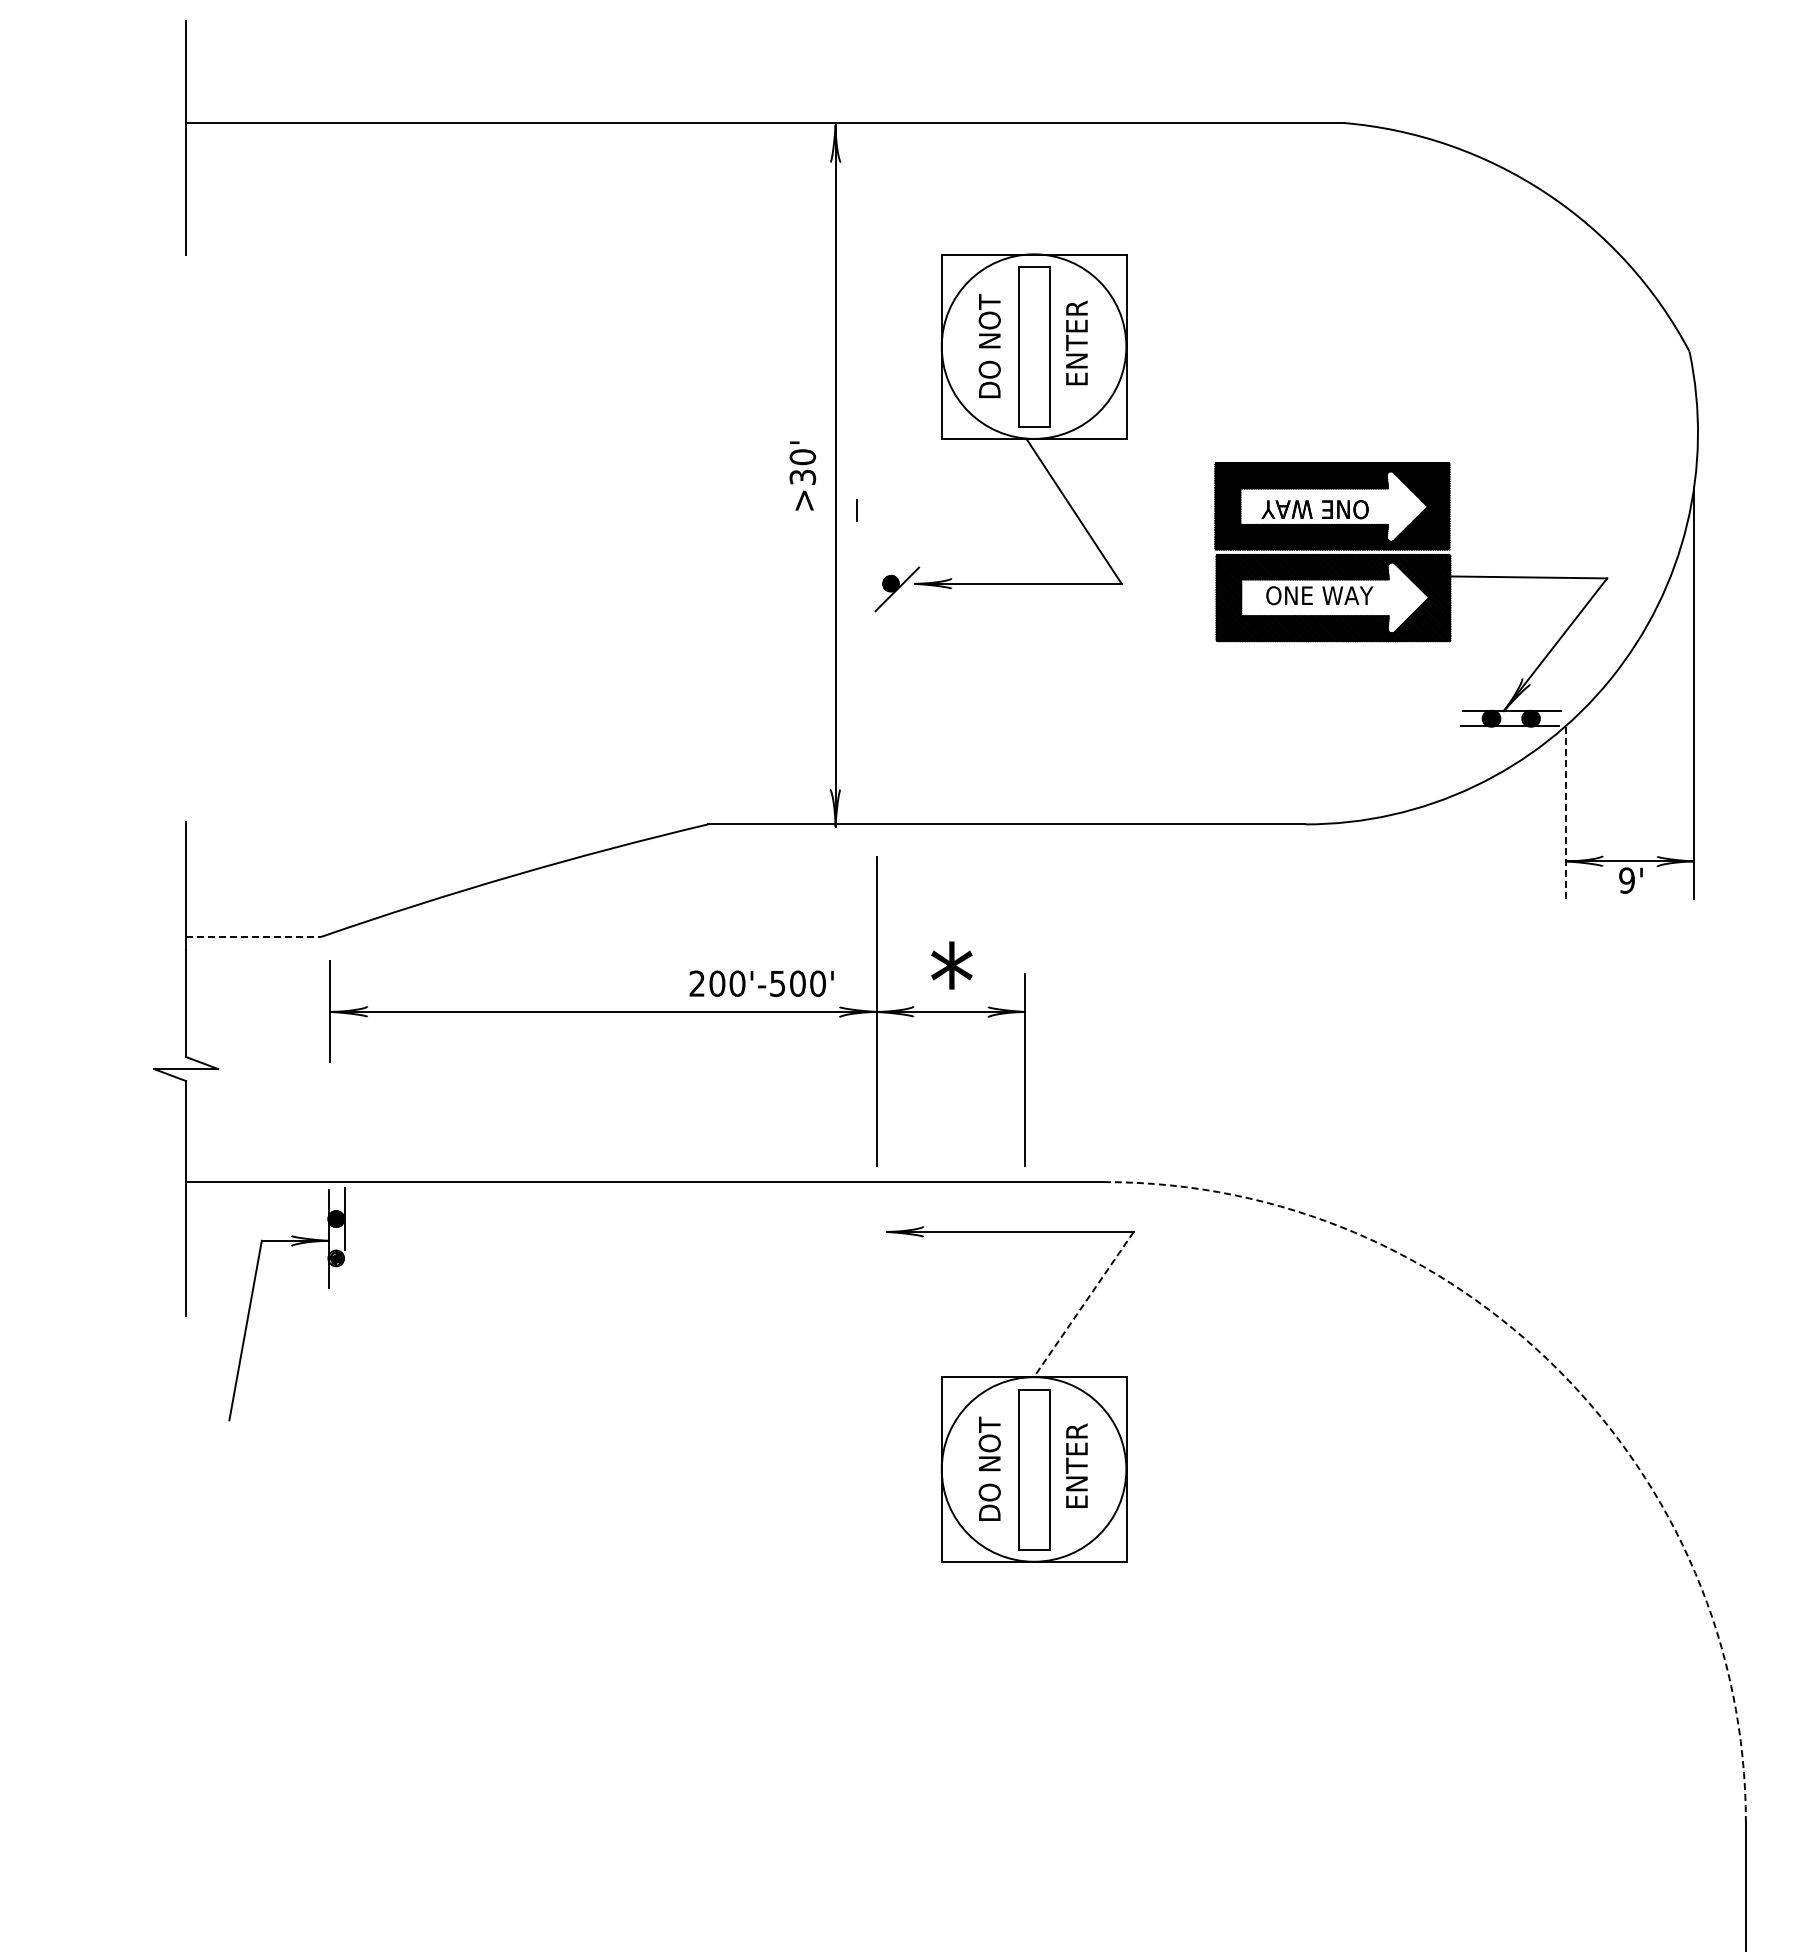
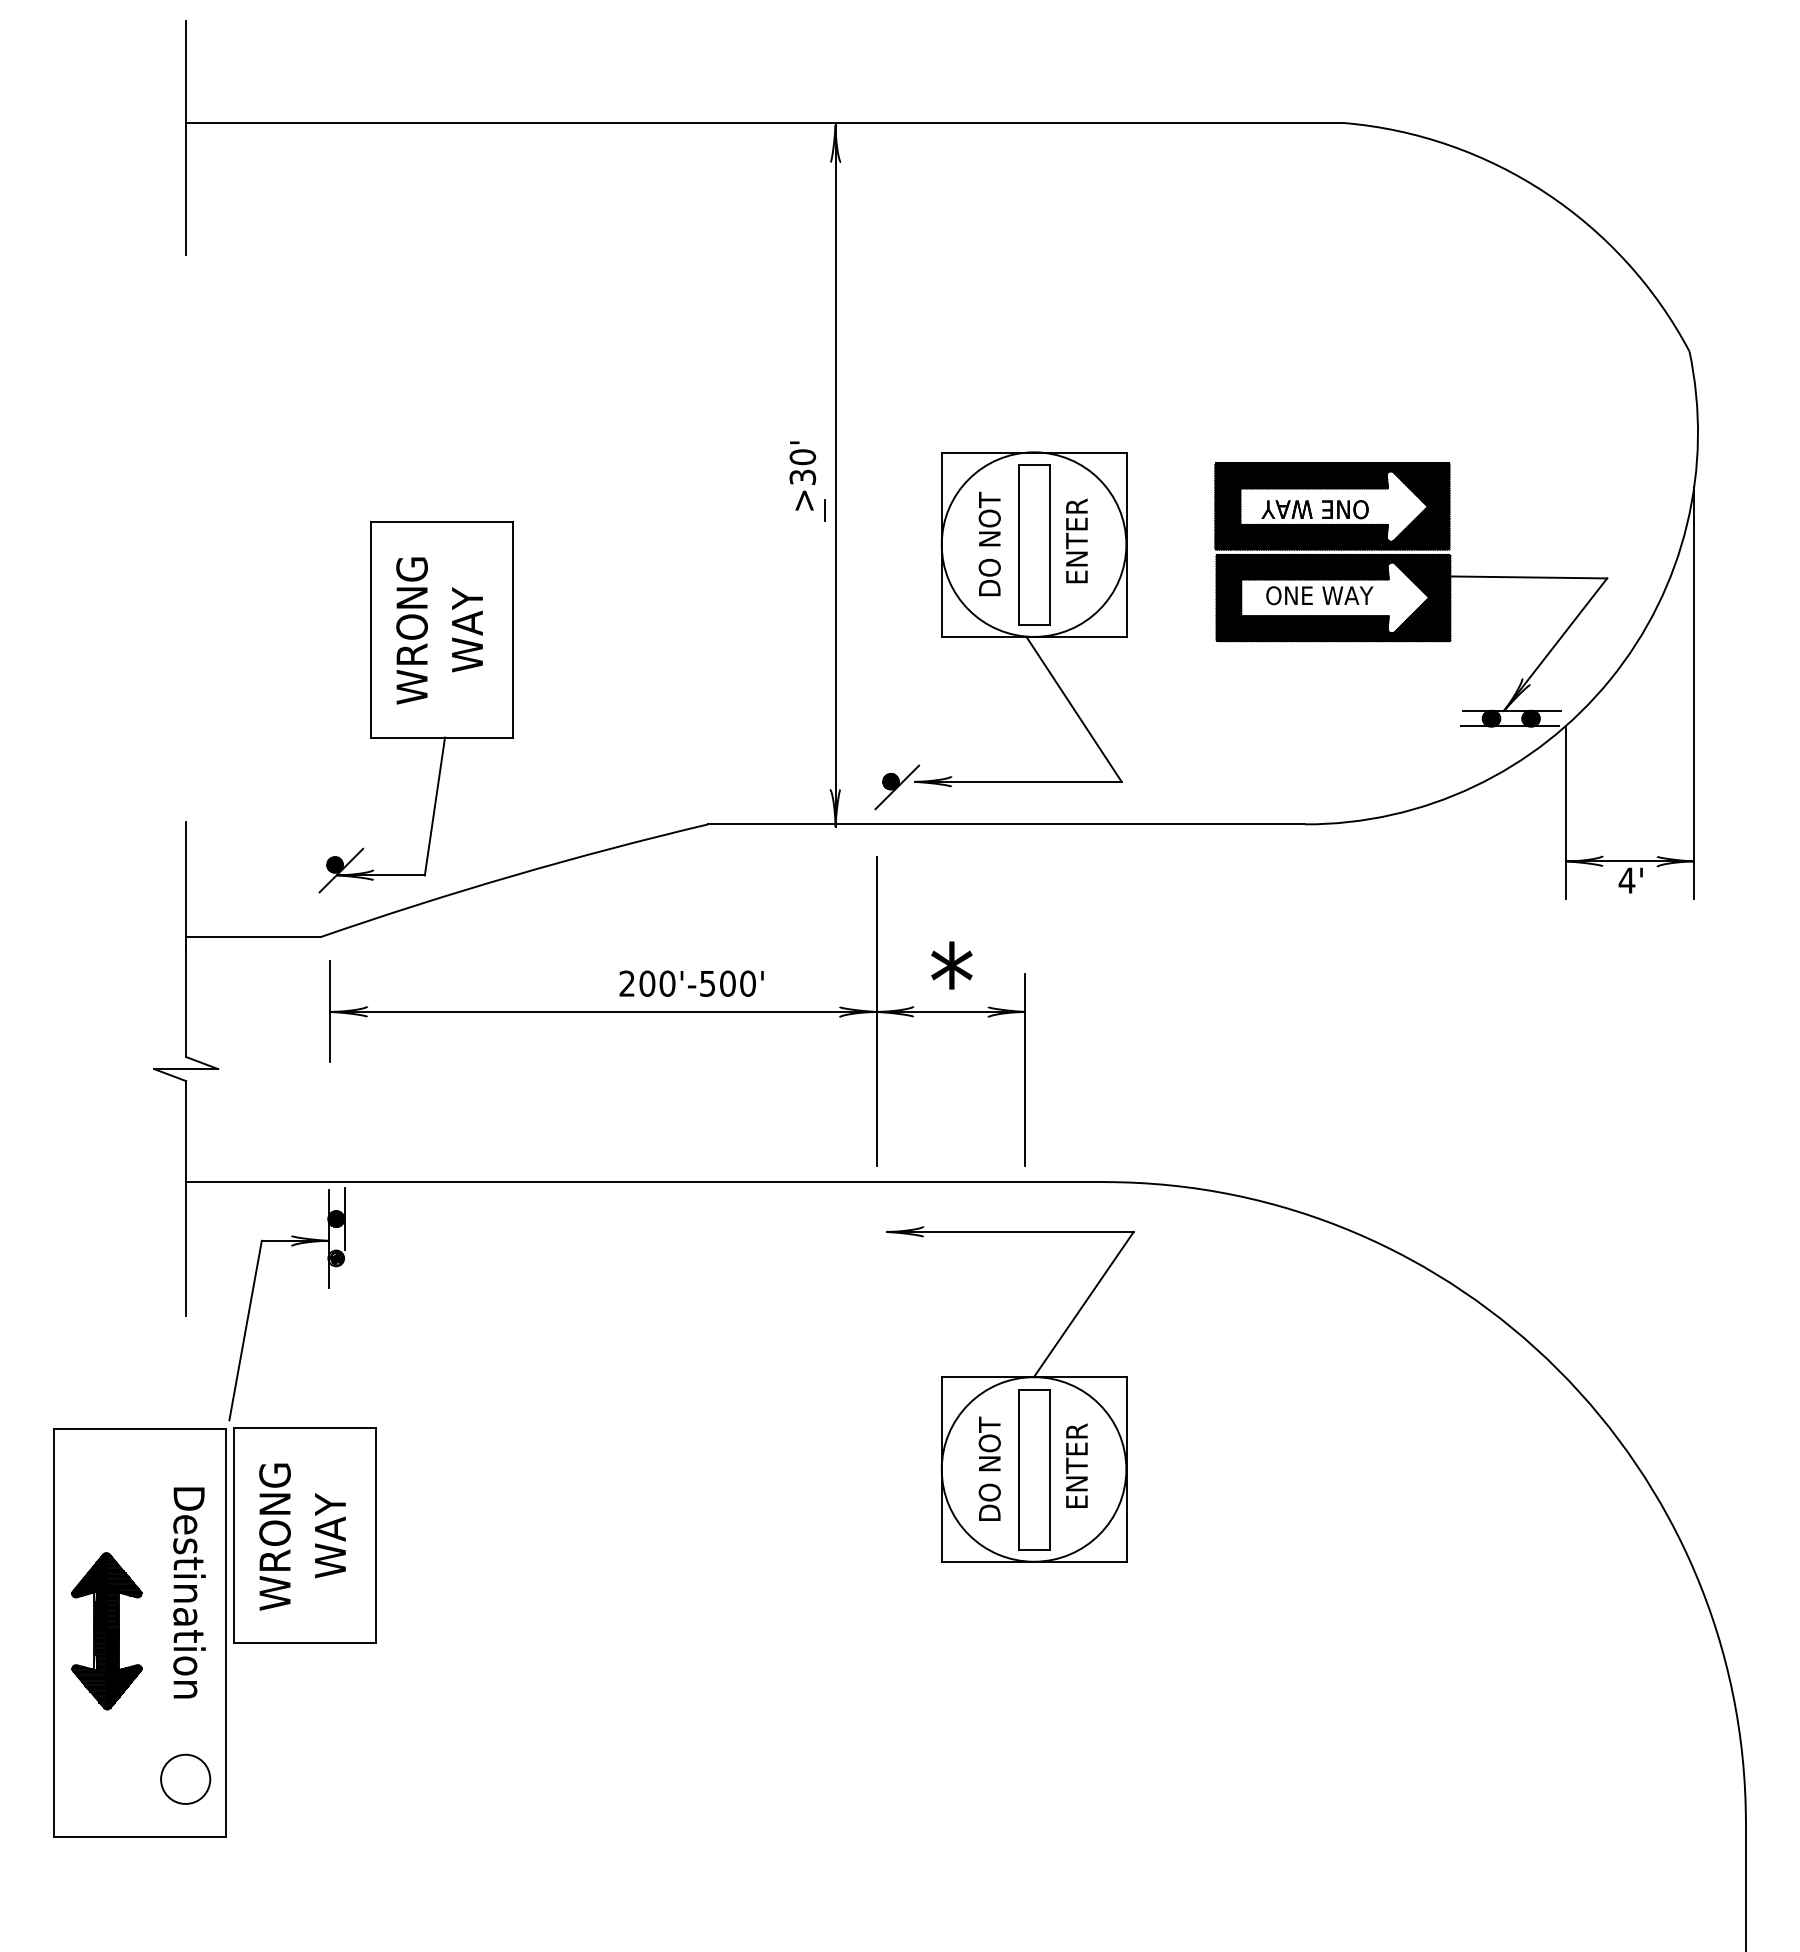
part position: (1000, 432) -> (1000, 630) (1000, 630)
line position: (856, 510) -> (824, 510) (824, 510)
part: none -> present (415, 707)
line: dashed -> solid (1565, 811)
text: 9' -> 4' (1626, 880)
line: dashed -> solid (253, 936)
text position: (761, 983) -> (691, 983) (691, 983)
line: dashed -> solid (1083, 1305)
arc: dashed -> solid (1558, 1369)
part: none -> present (214, 1632)
